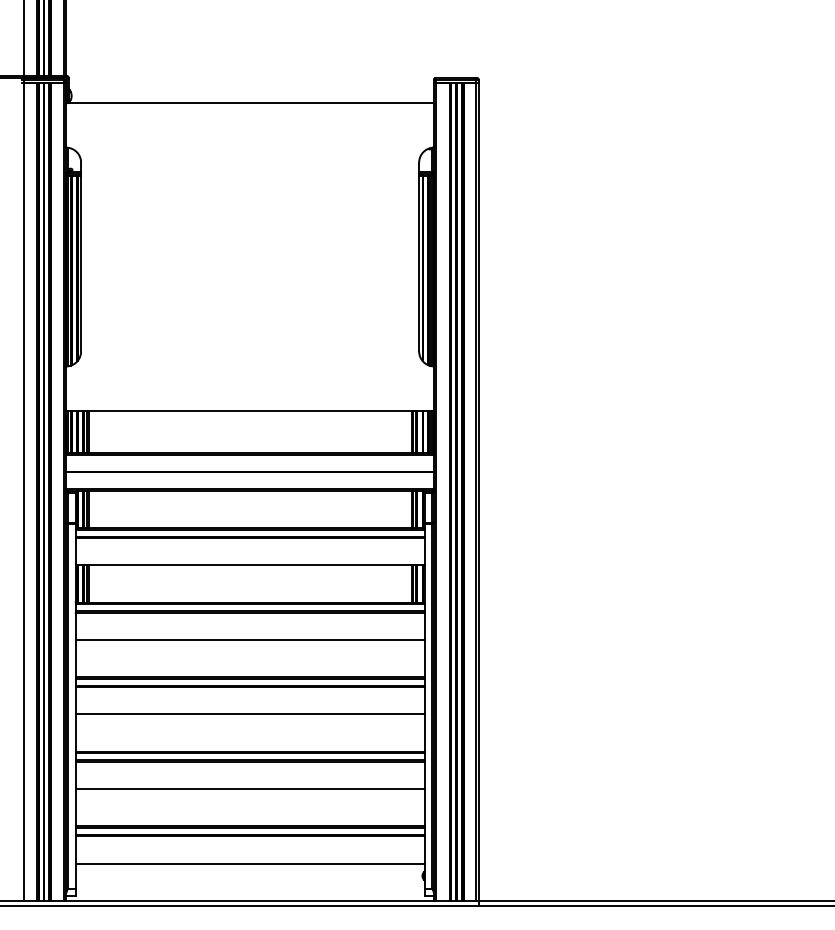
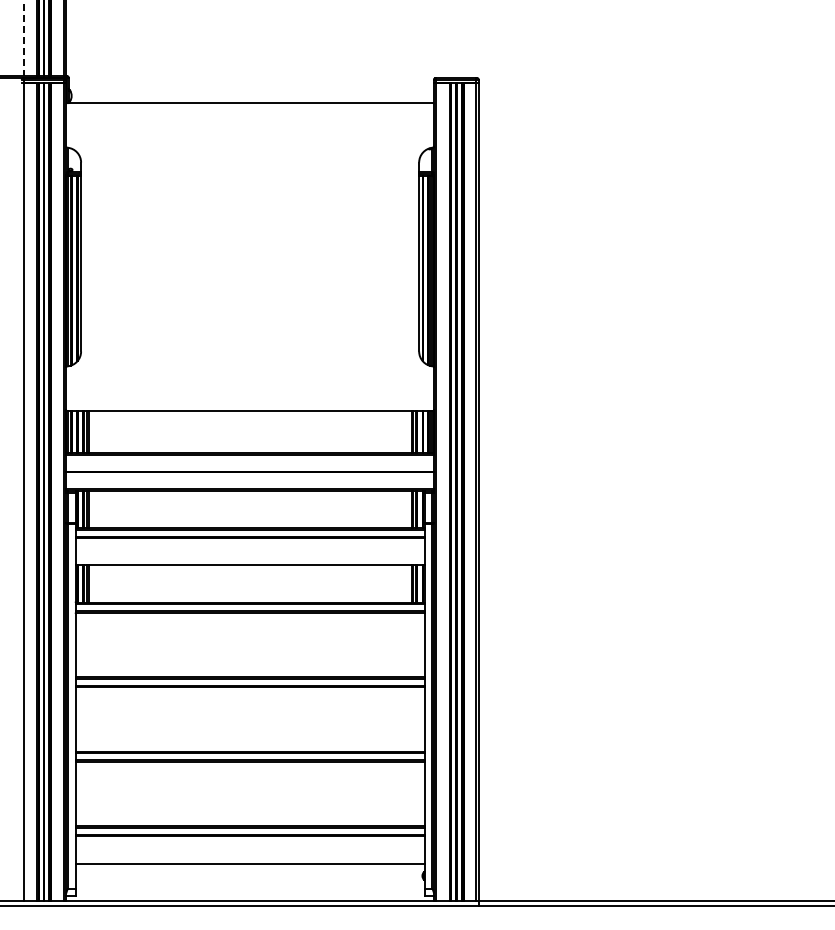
line: solid -> dashed (24, 38)
line: present -> none (249, 639)
line: present -> none (249, 714)
line: present -> none (249, 789)
